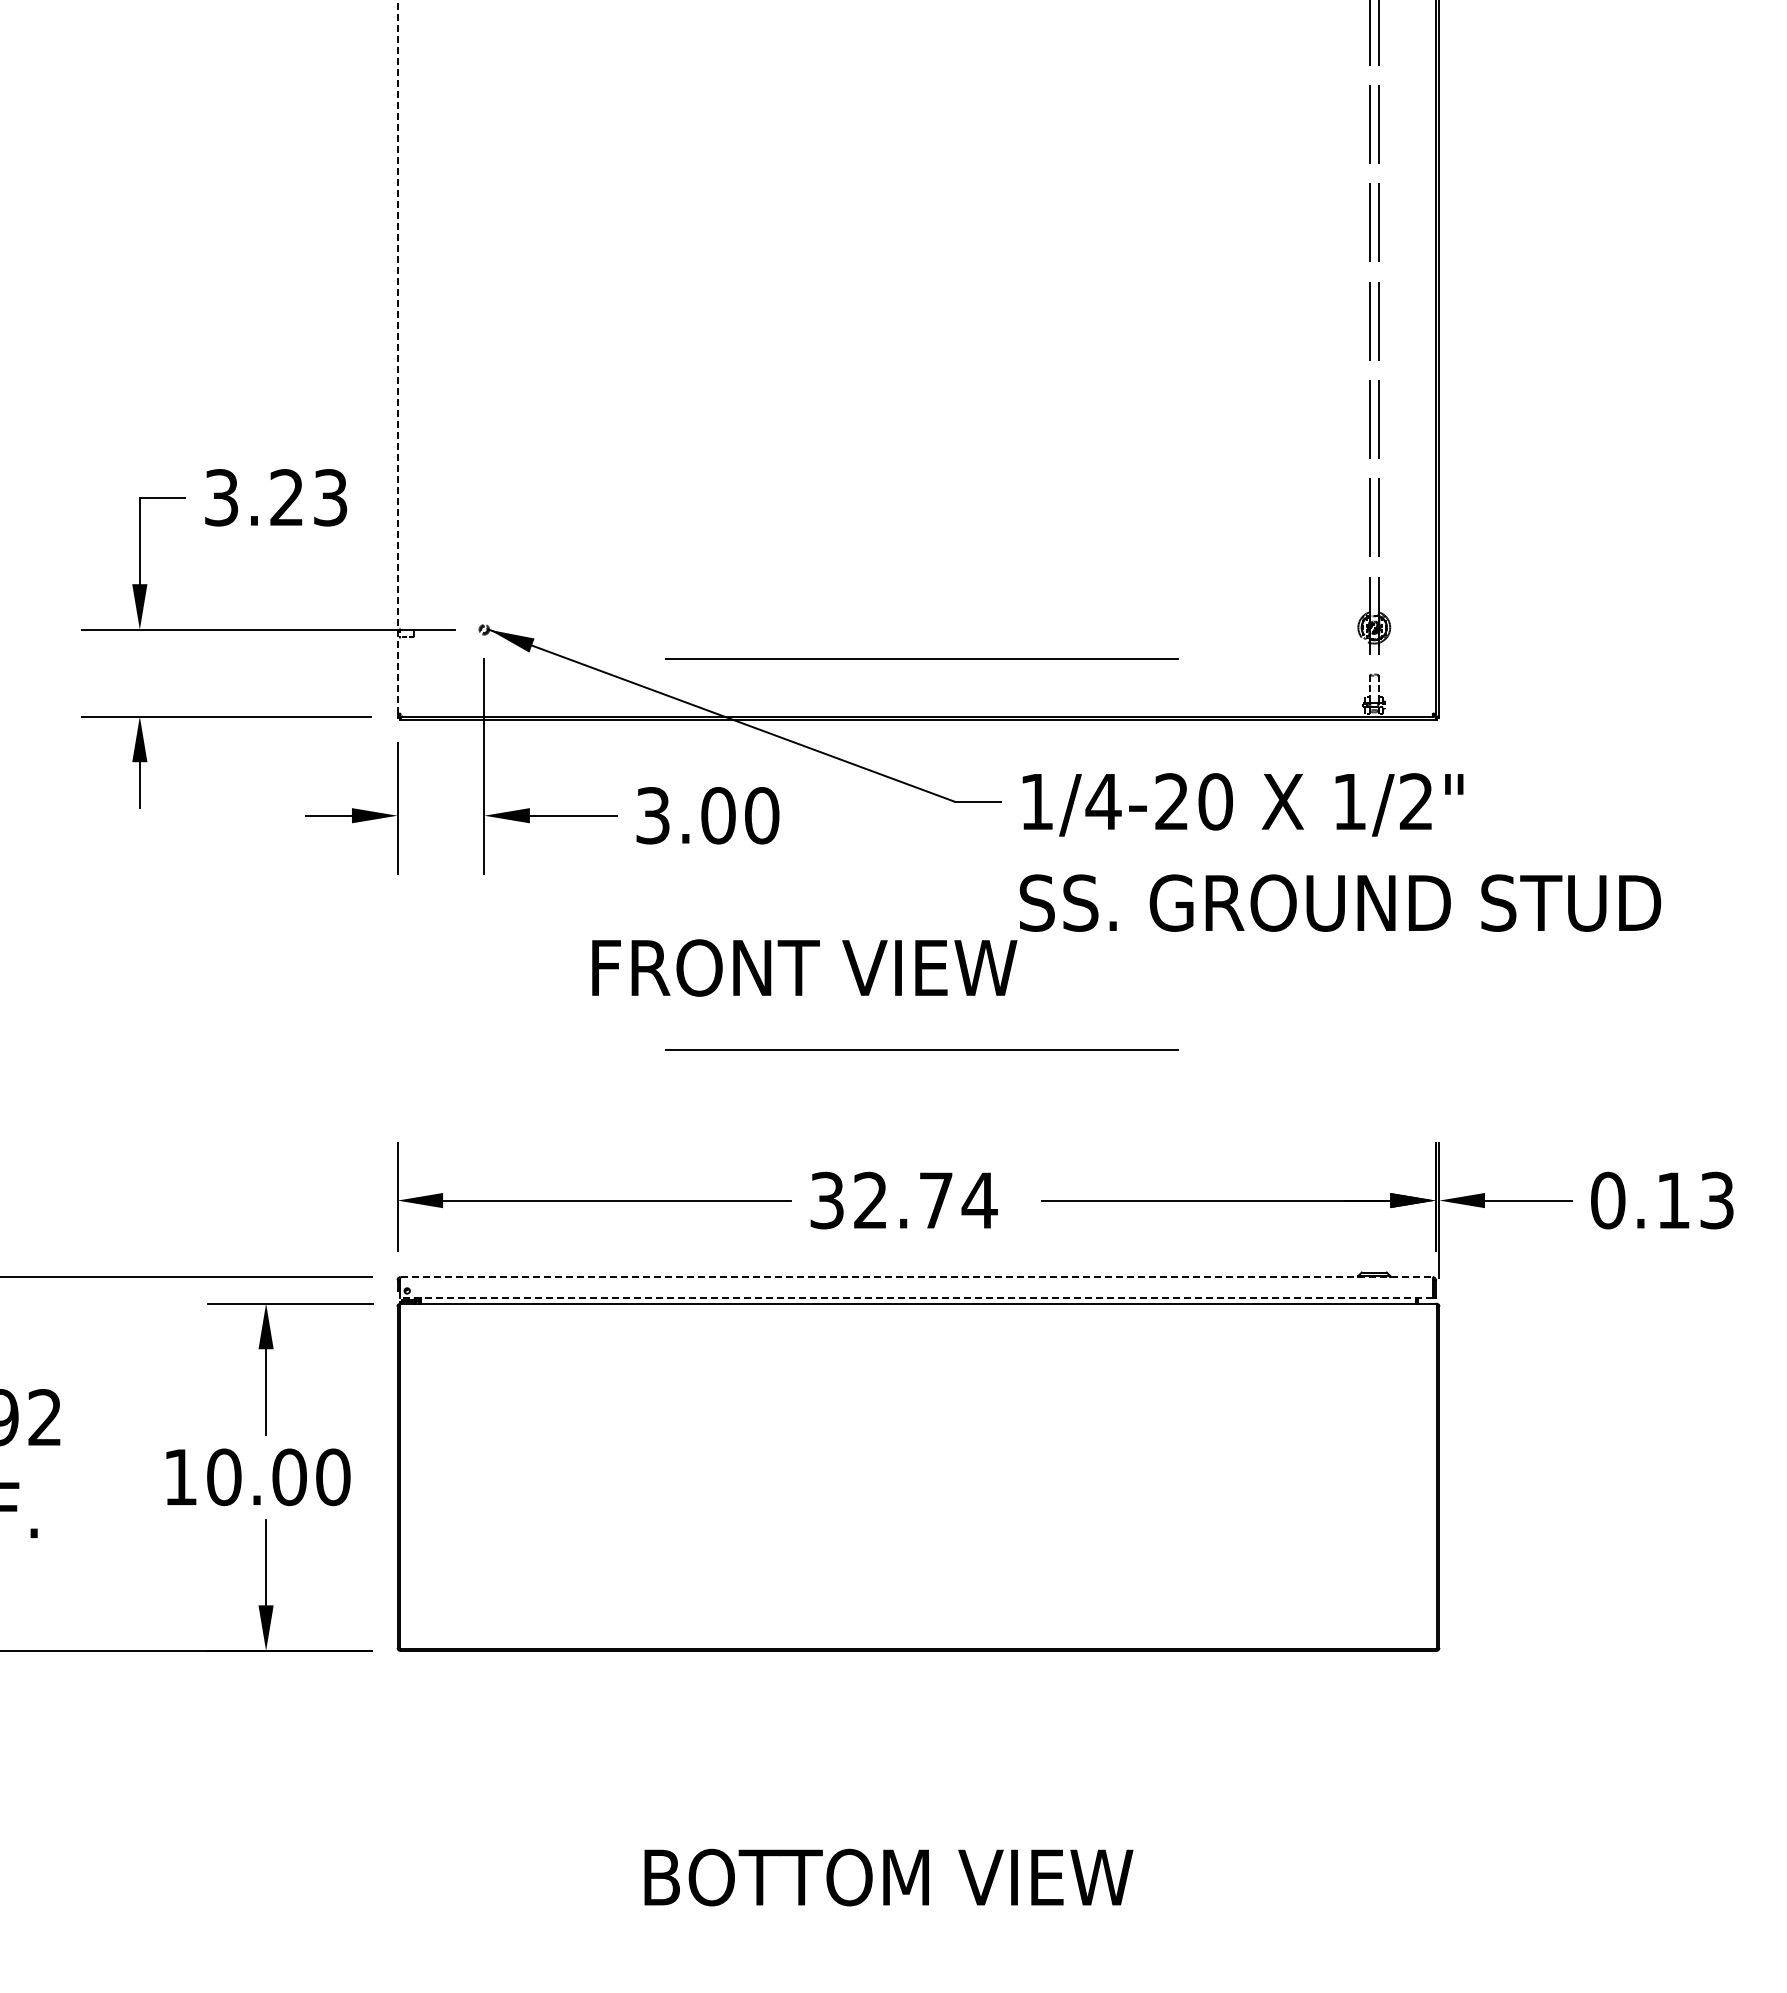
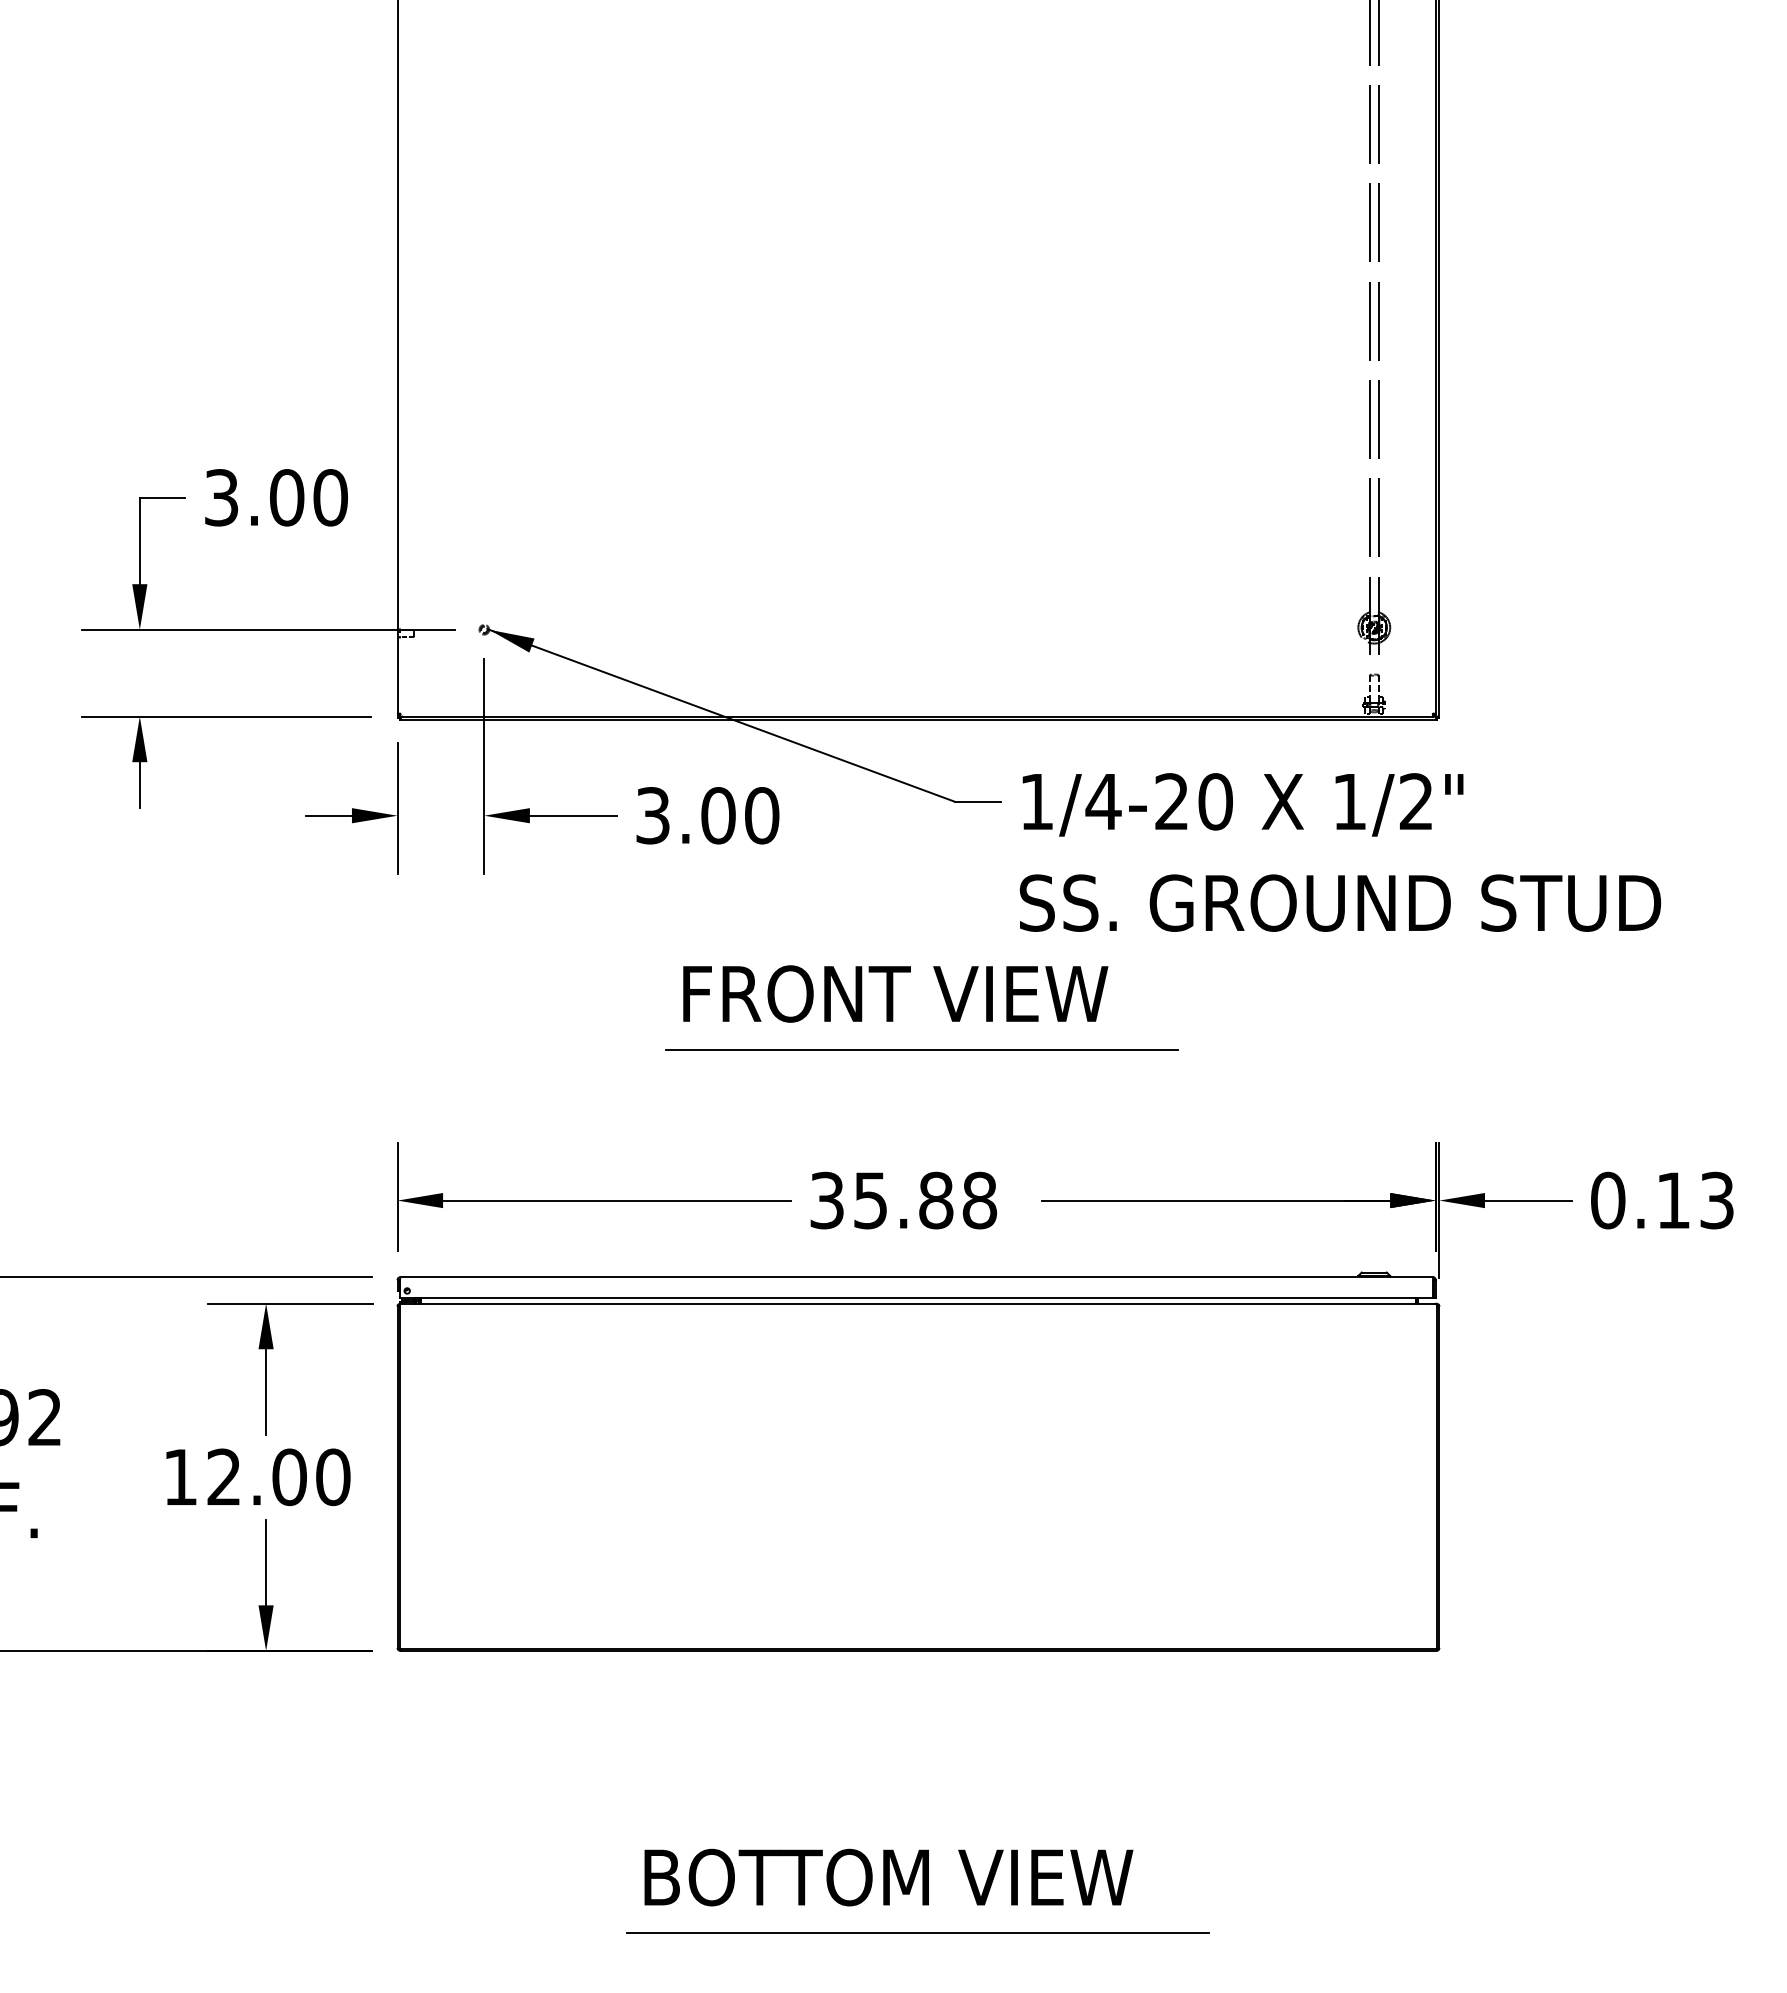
line: dashed -> solid (397, 357)
text: 3.23 -> 3.00 (308, 497)
line: present -> none (921, 658)
text position: (804, 967) -> (895, 993) (895, 993)
text: 32.74 -> 35.88 (925, 1200)
line: dashed -> solid (917, 1277)
line: dashed -> solid (916, 1298)
text: 10.00 -> 12.00 (224, 1477)
line: none -> present (918, 1933)
